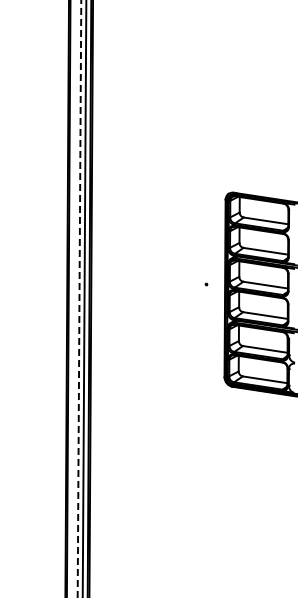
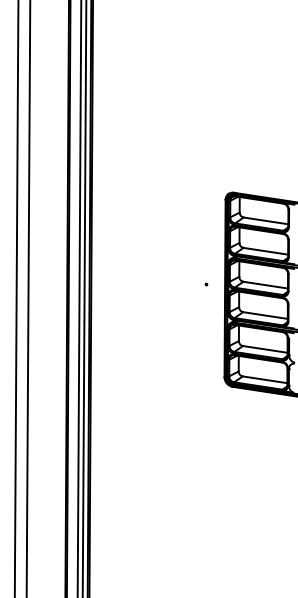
line: none -> present (16, 298)
line: none -> present (28, 298)
line: dashed -> solid (79, 298)
